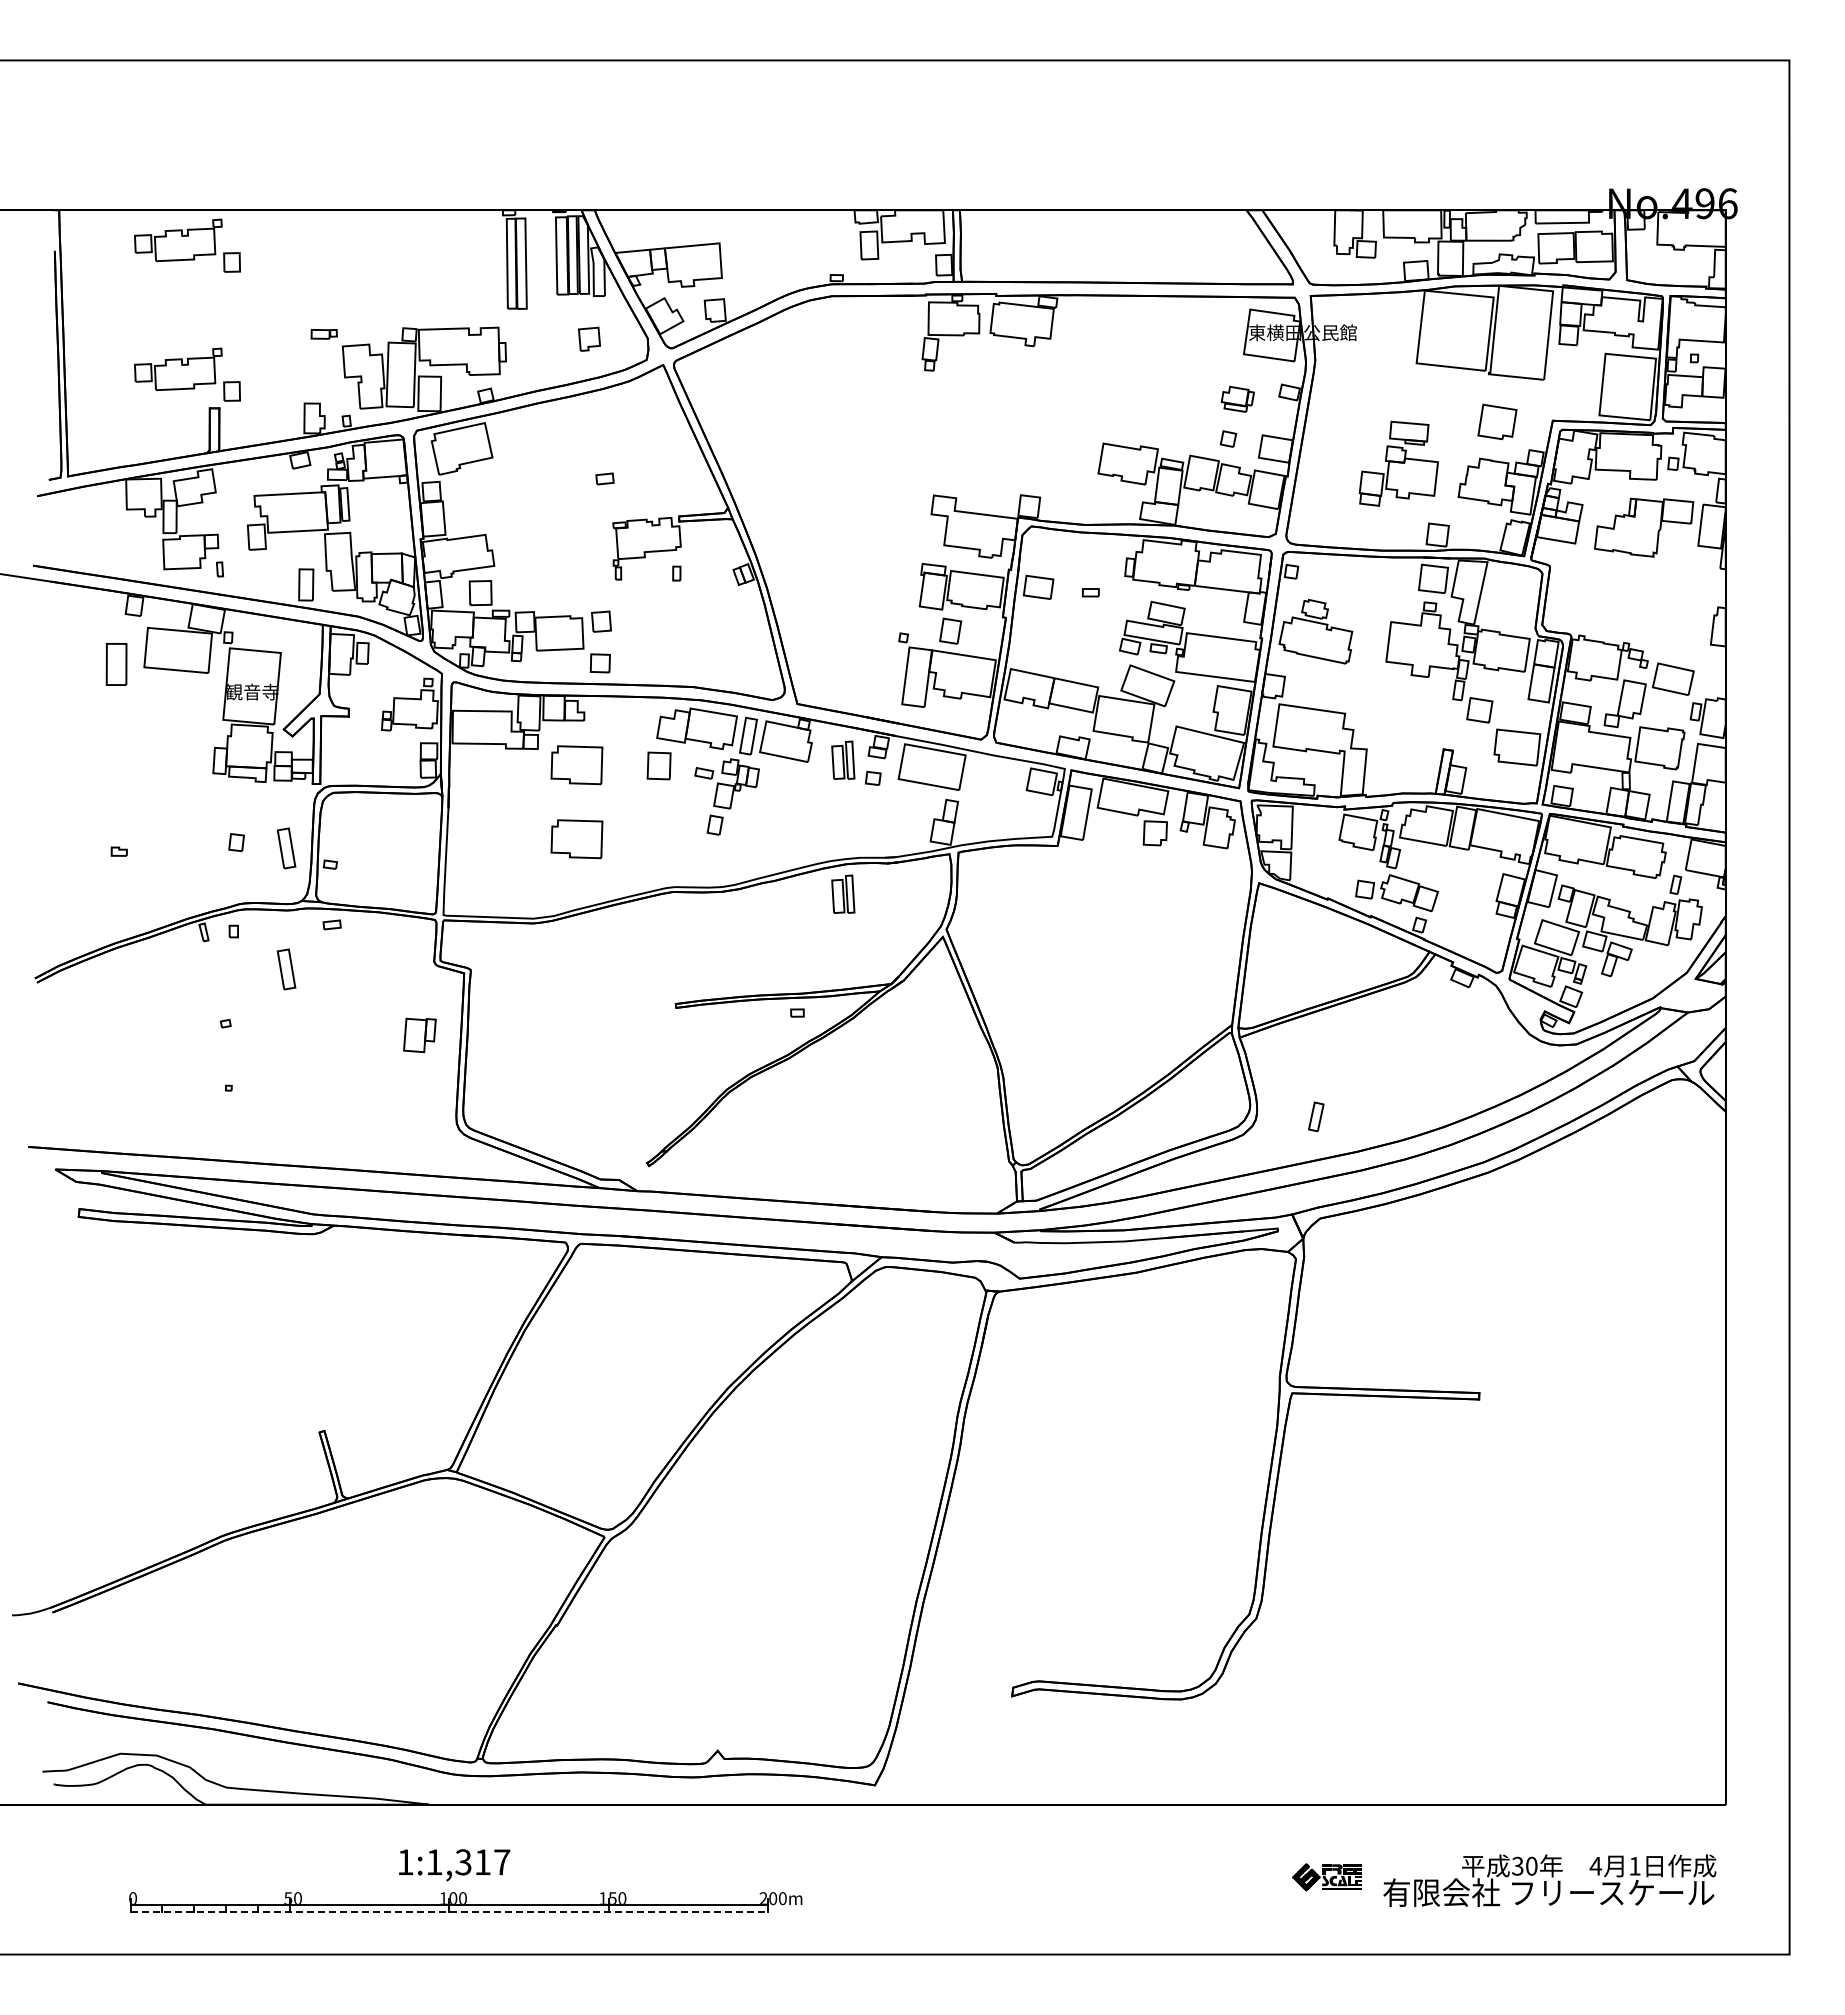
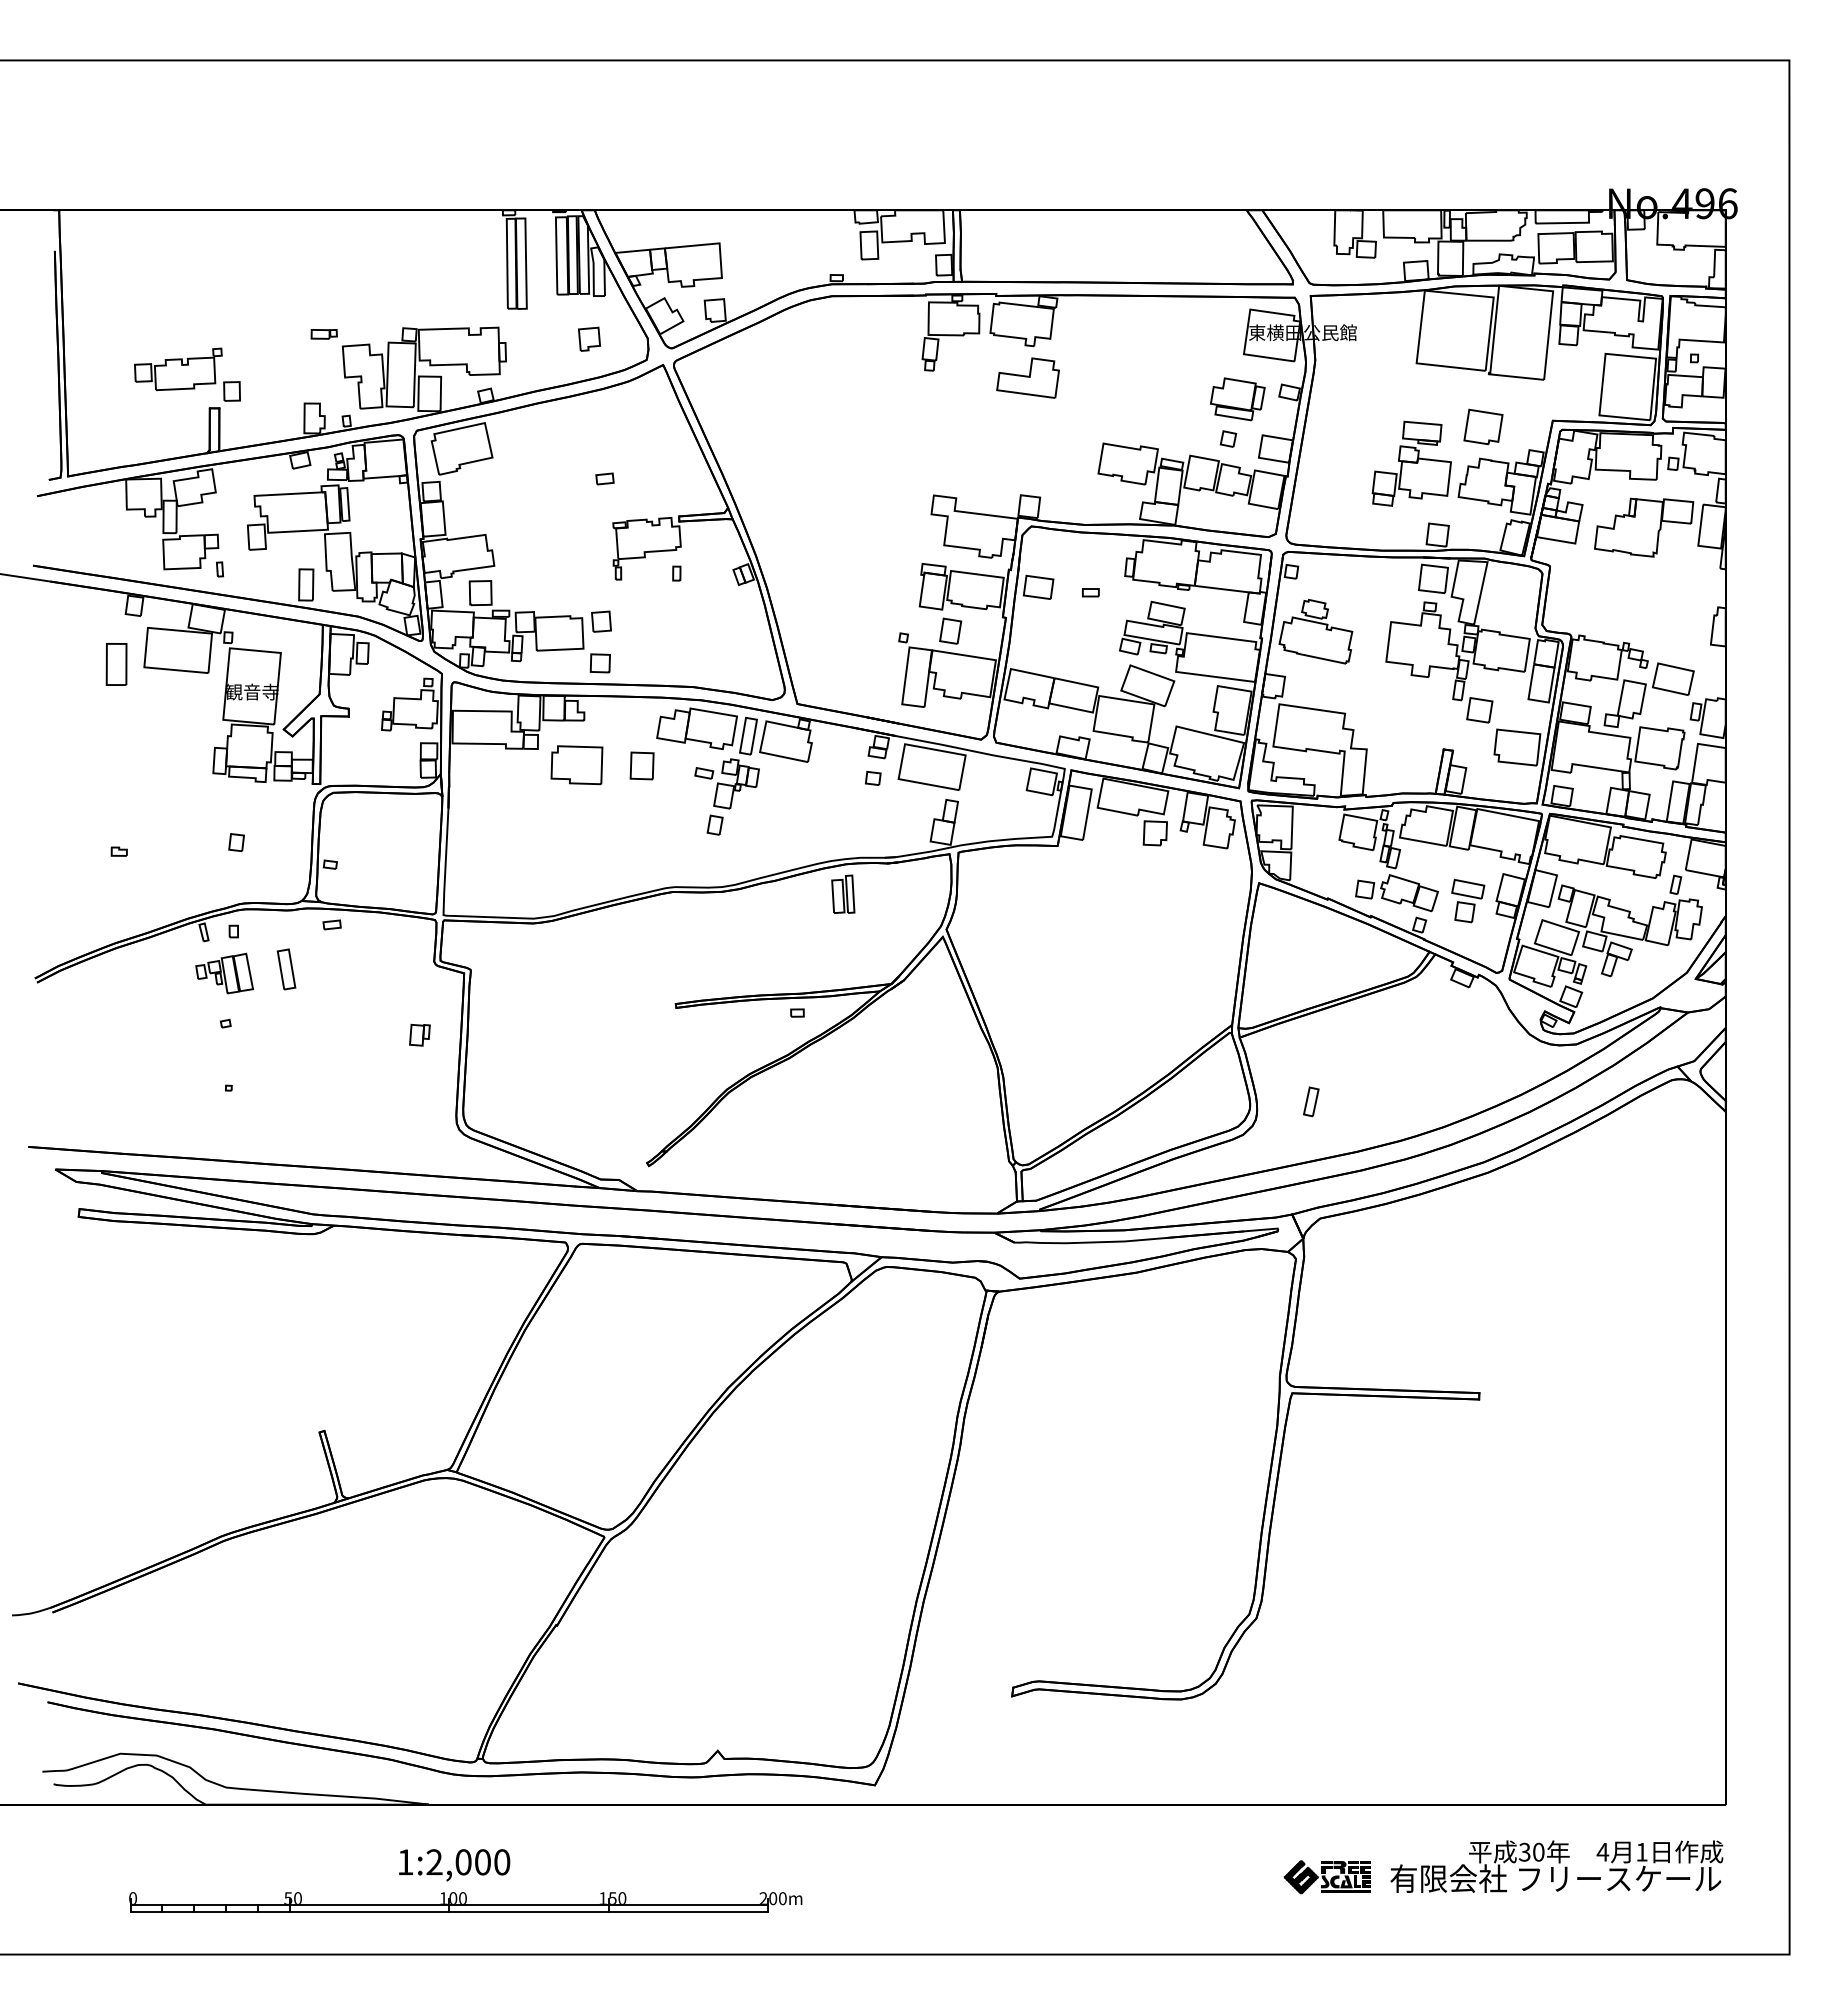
part: present -> none (187, 245)
part: none -> present (1027, 377)
part size: 35x28 px -> 56x45 px (1237, 399)
part position: (1497, 421) -> (1483, 426) (1483, 426)
part position: (1398, 463) -> (1411, 463) (1411, 463)
part: present -> none (843, 759)
part position: (658, 765) -> (641, 765) (641, 765)
part: present -> none (576, 839)
part: present -> none (286, 848)
part: none -> present (1468, 900)
part: none -> present (224, 973)
part size: 34x37 px -> 22x24 px (419, 1034)
part position: (1316, 1116) -> (1311, 1101) (1311, 1101)
text: 1:1,317 -> 1:2,000 (468, 1862)
part size: 70x29 px -> 88x35 px (1326, 1877)
text position: (1549, 1880) -> (1556, 1866) (1556, 1866)
line: dashed -> solid (449, 1911)
